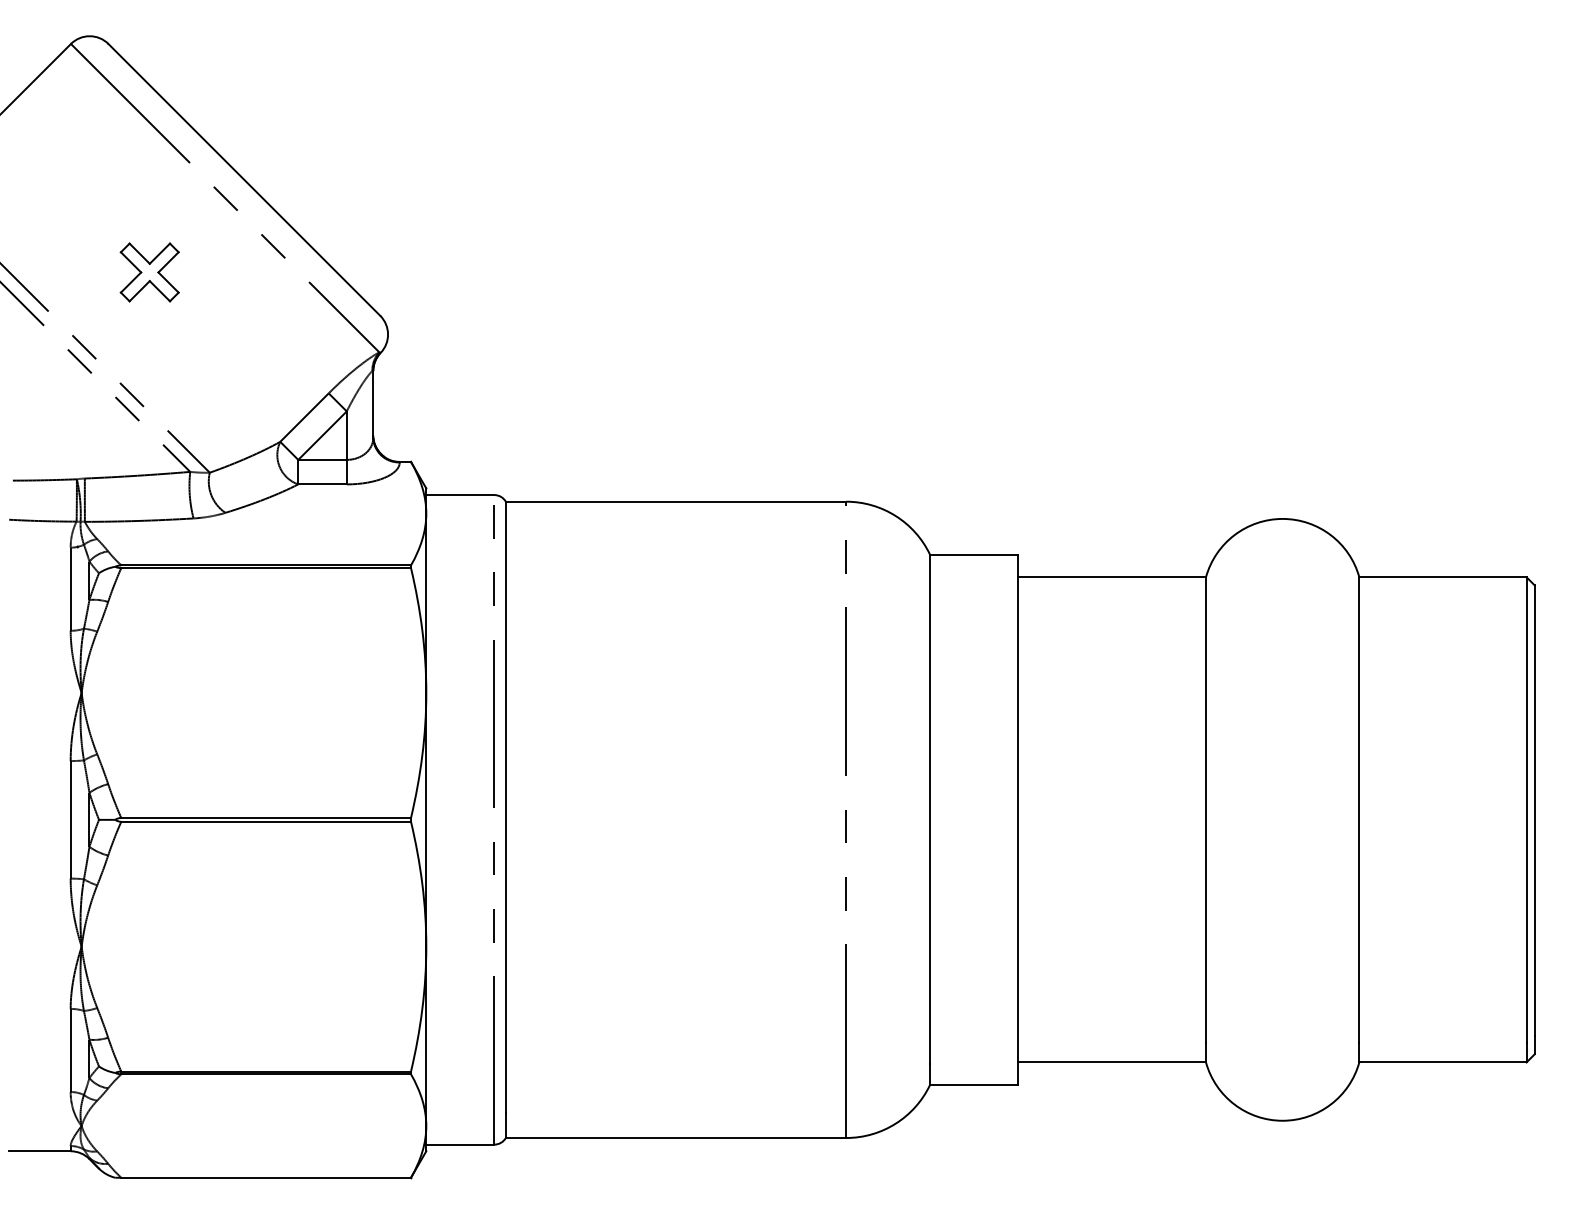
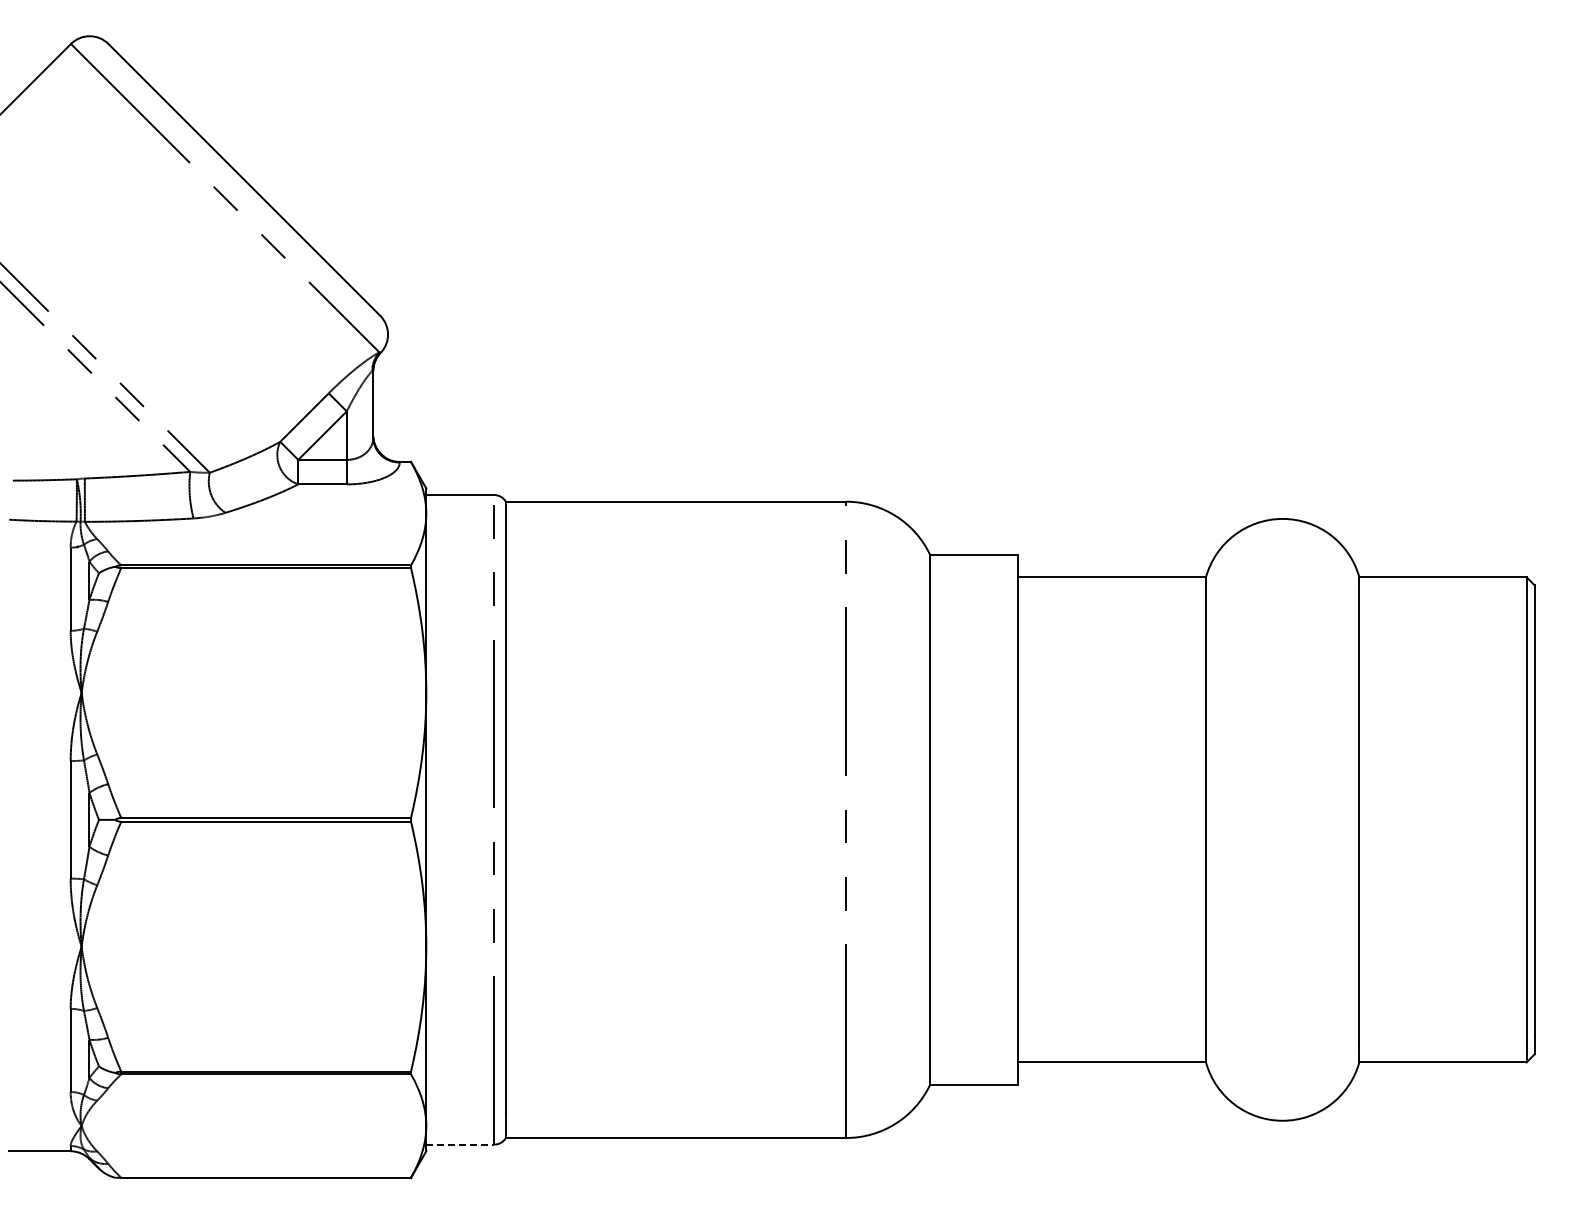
part: present -> none (149, 272)
line: solid -> dashed (460, 1144)
